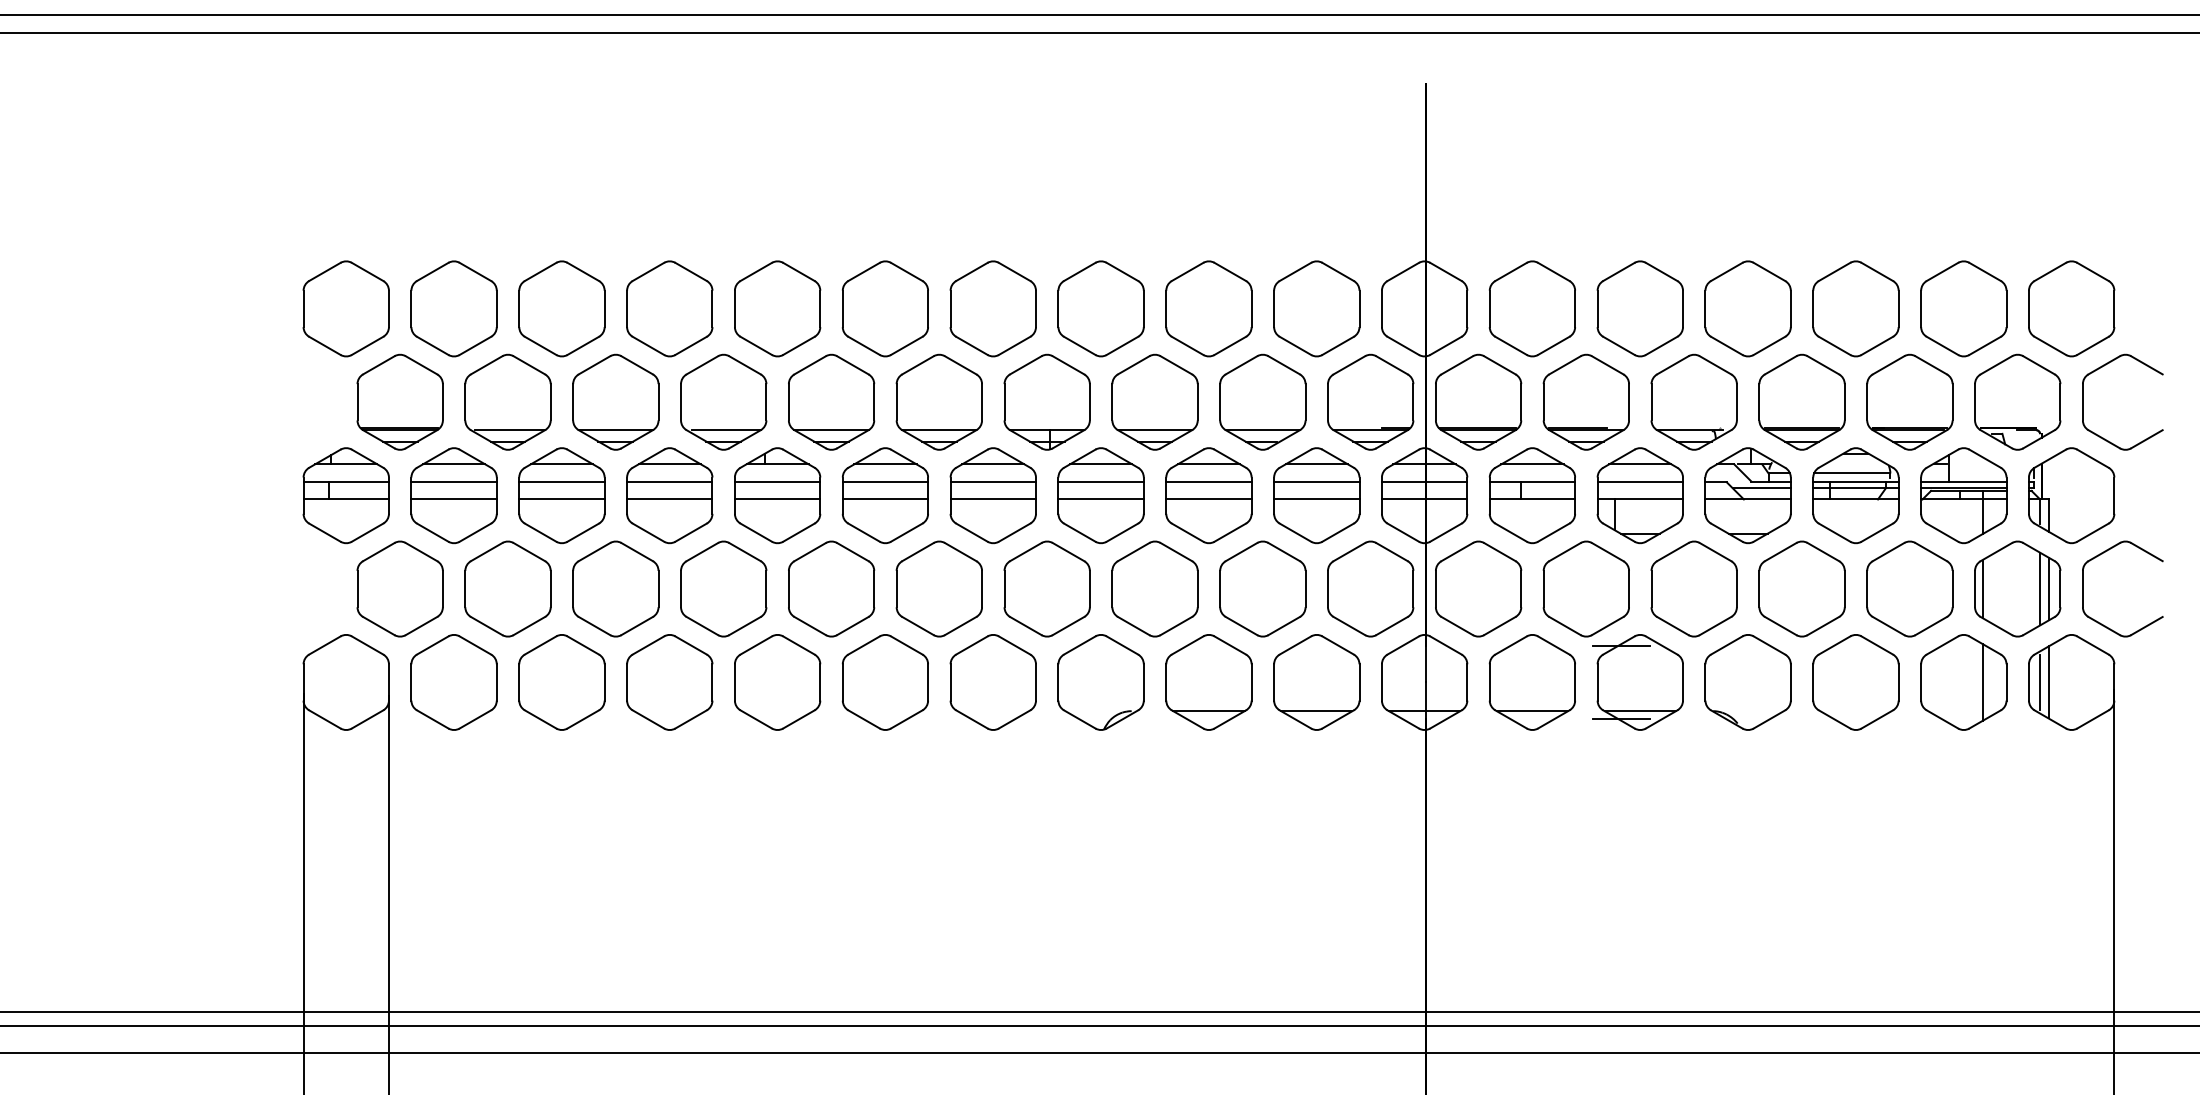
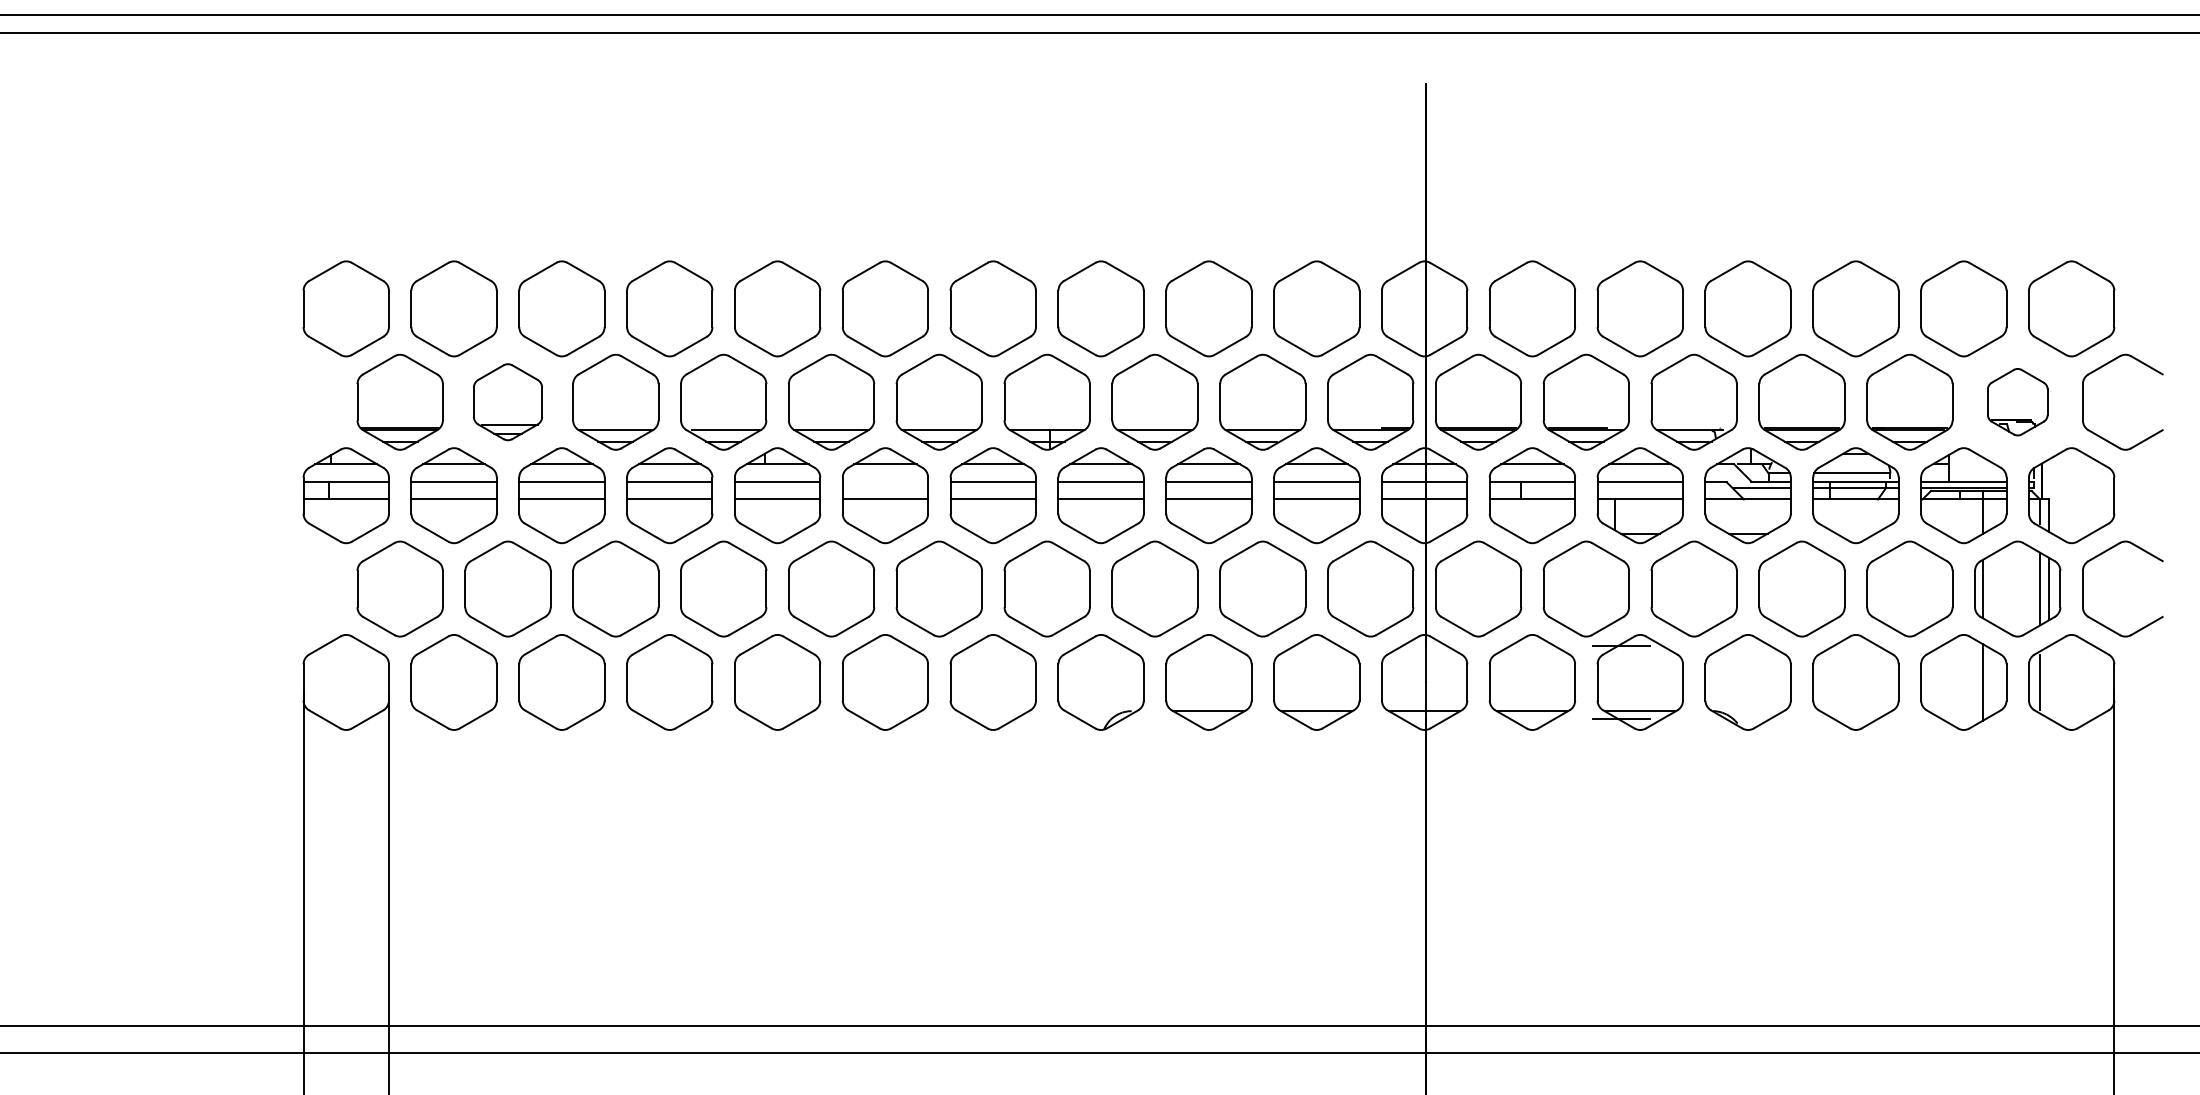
part size: 88x98 px -> 70x79 px (507, 402)
part size: 88x98 px -> 62x69 px (2017, 402)
line: present -> none (885, 482)
line: present -> none (2048, 682)
line: present -> none (1099, 1012)
